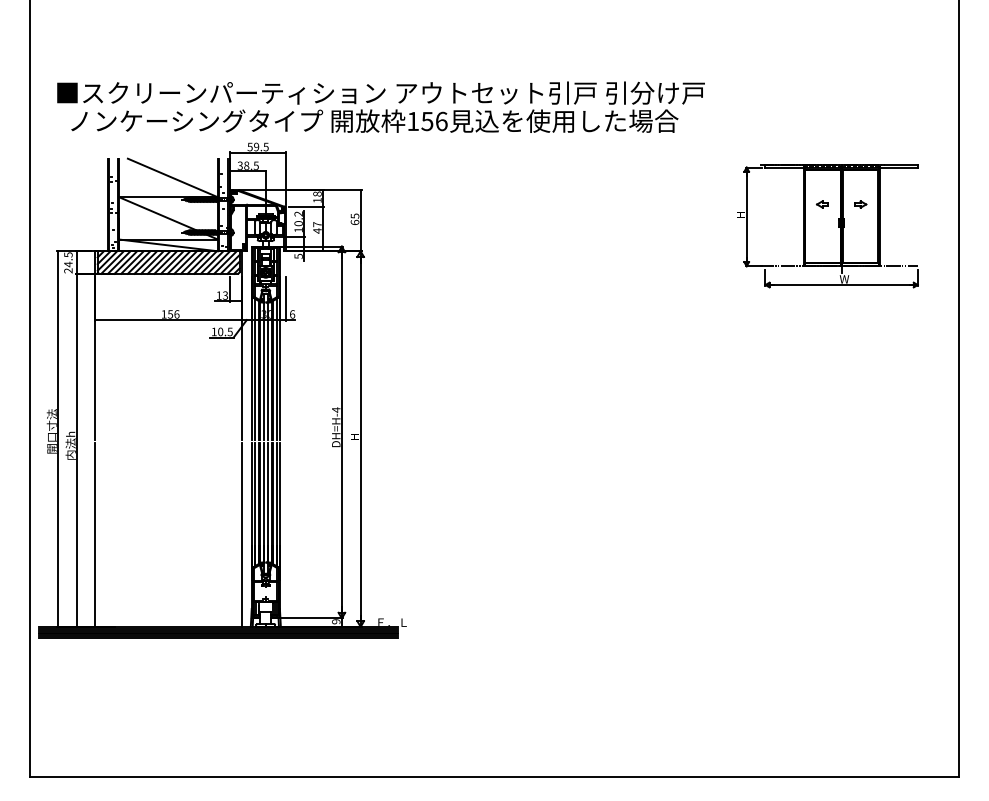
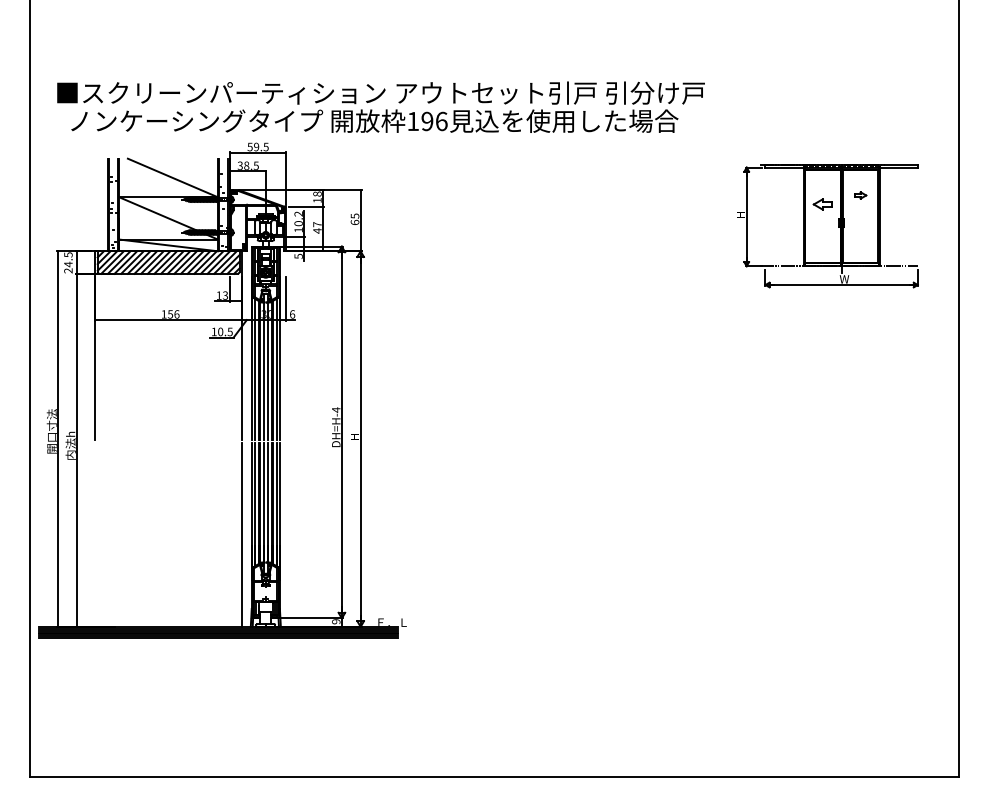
text: 156 -> 196 (427, 121)
part size: 13x9 px -> 21x13 px (822, 204)
part position: (860, 204) -> (860, 195) (860, 195)
line: present -> none (95, 534)
